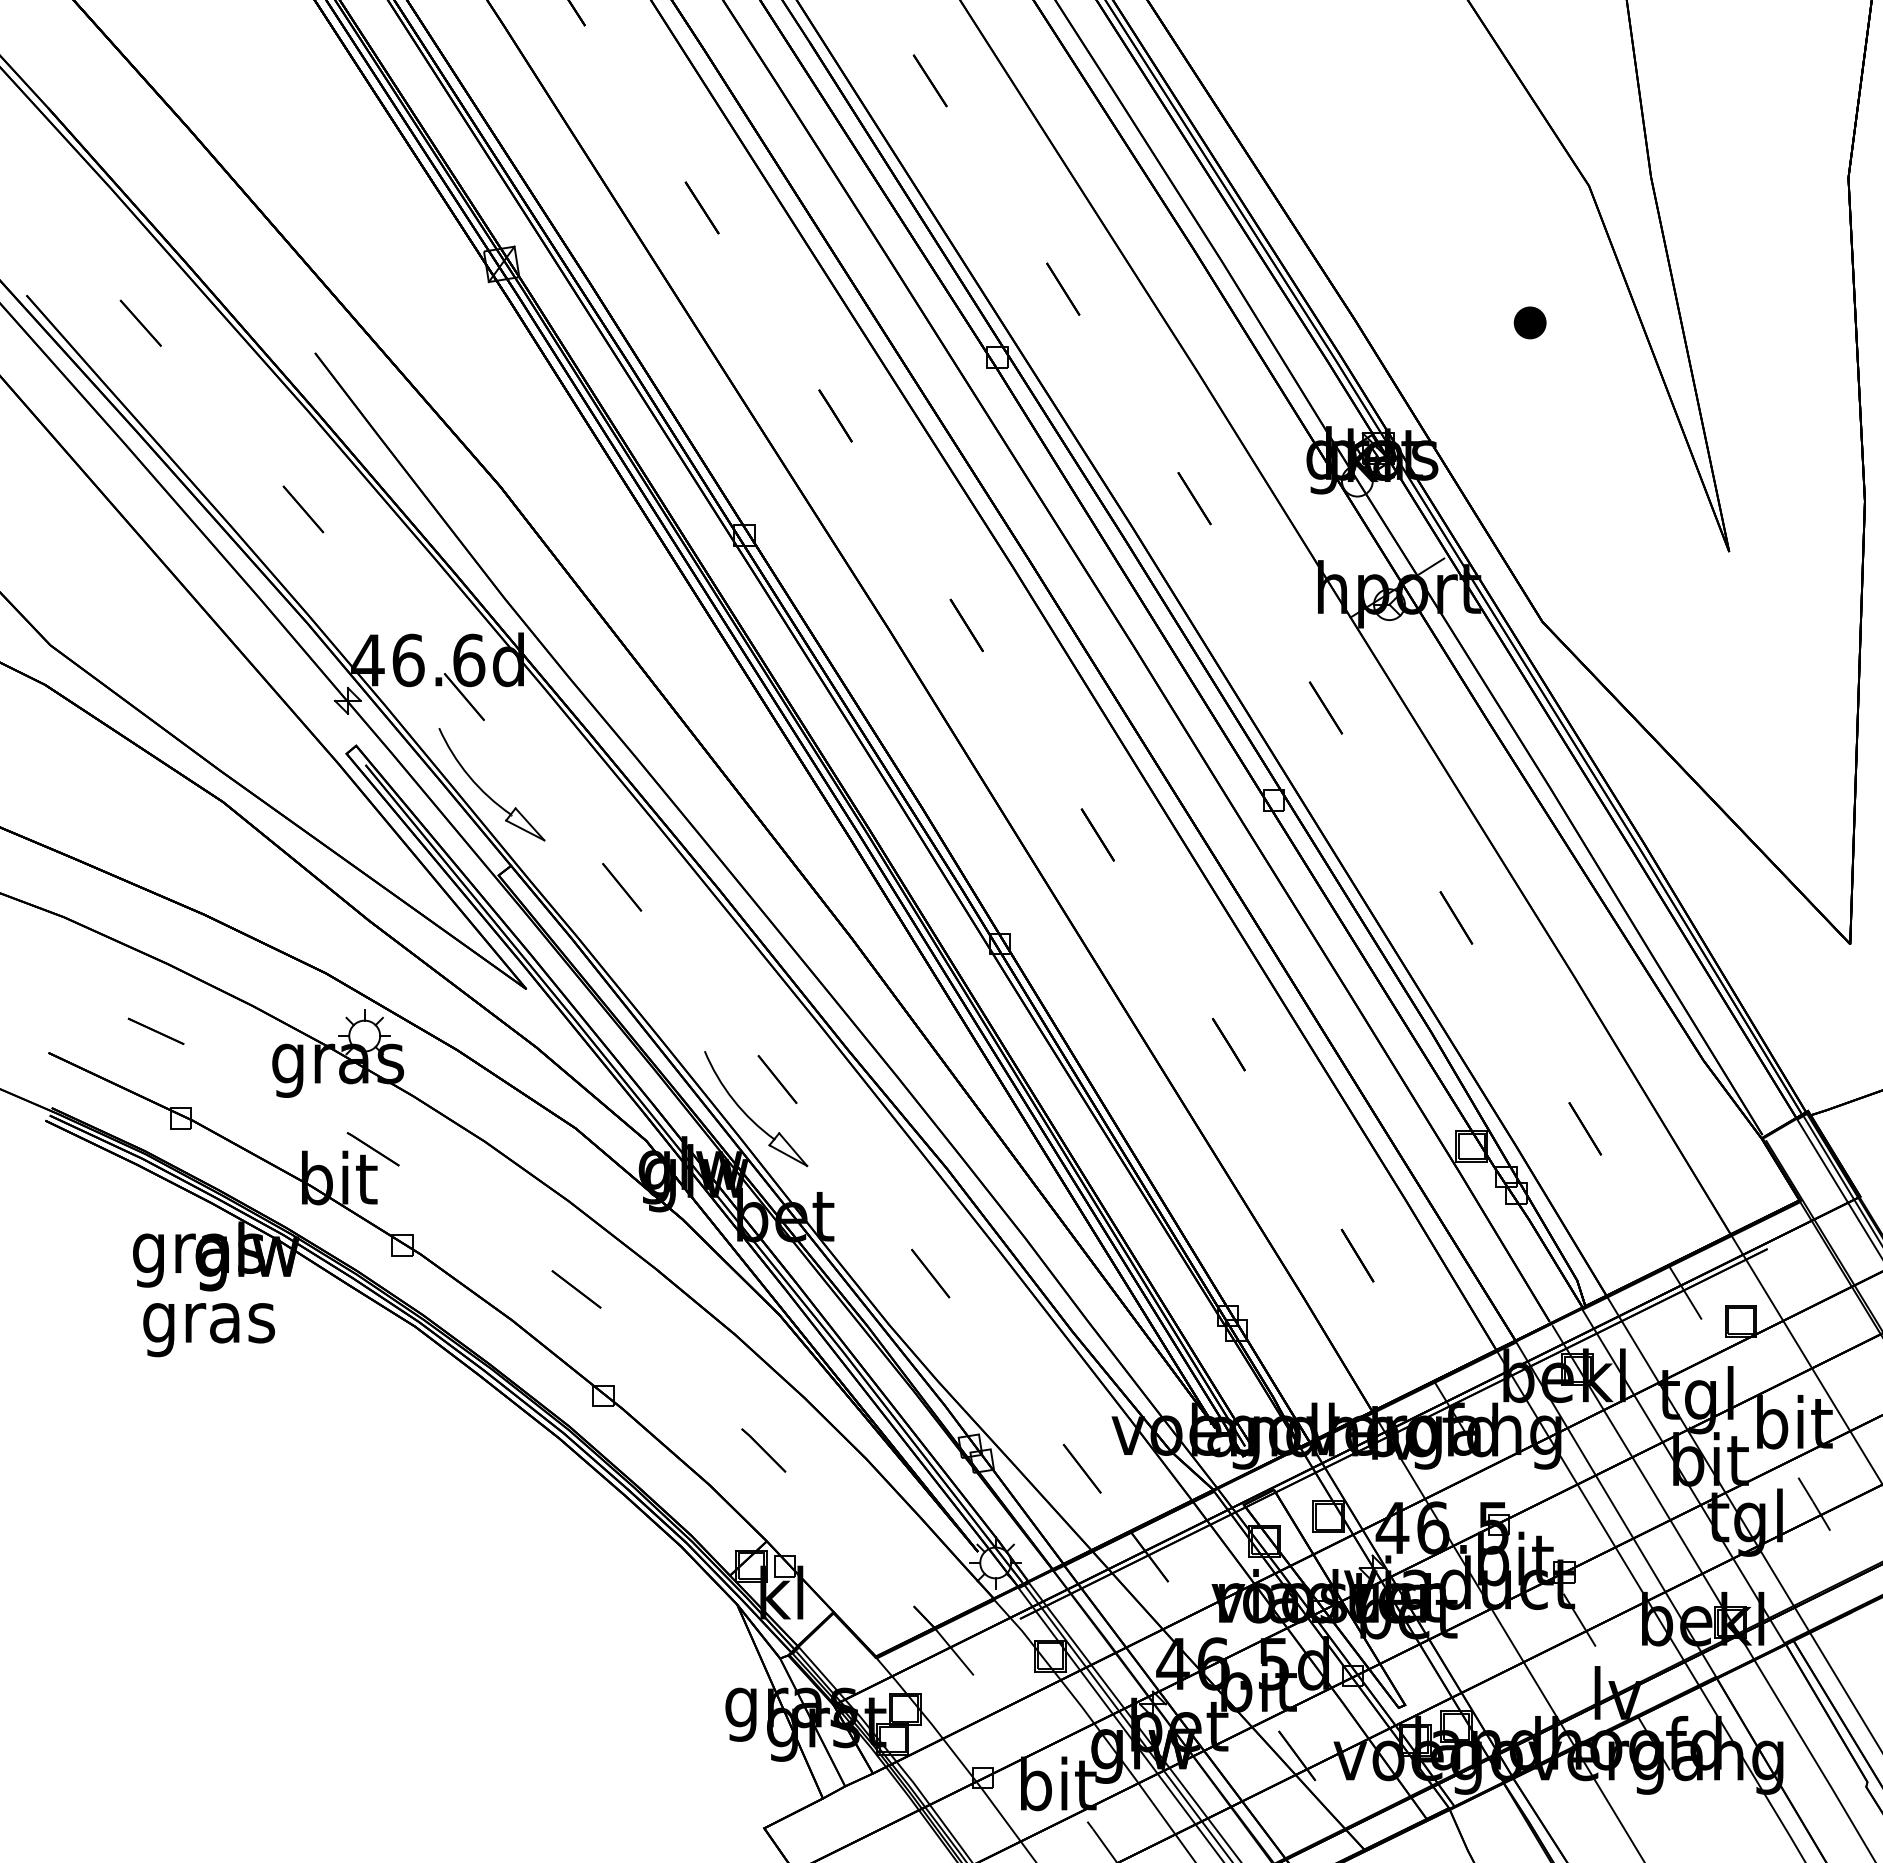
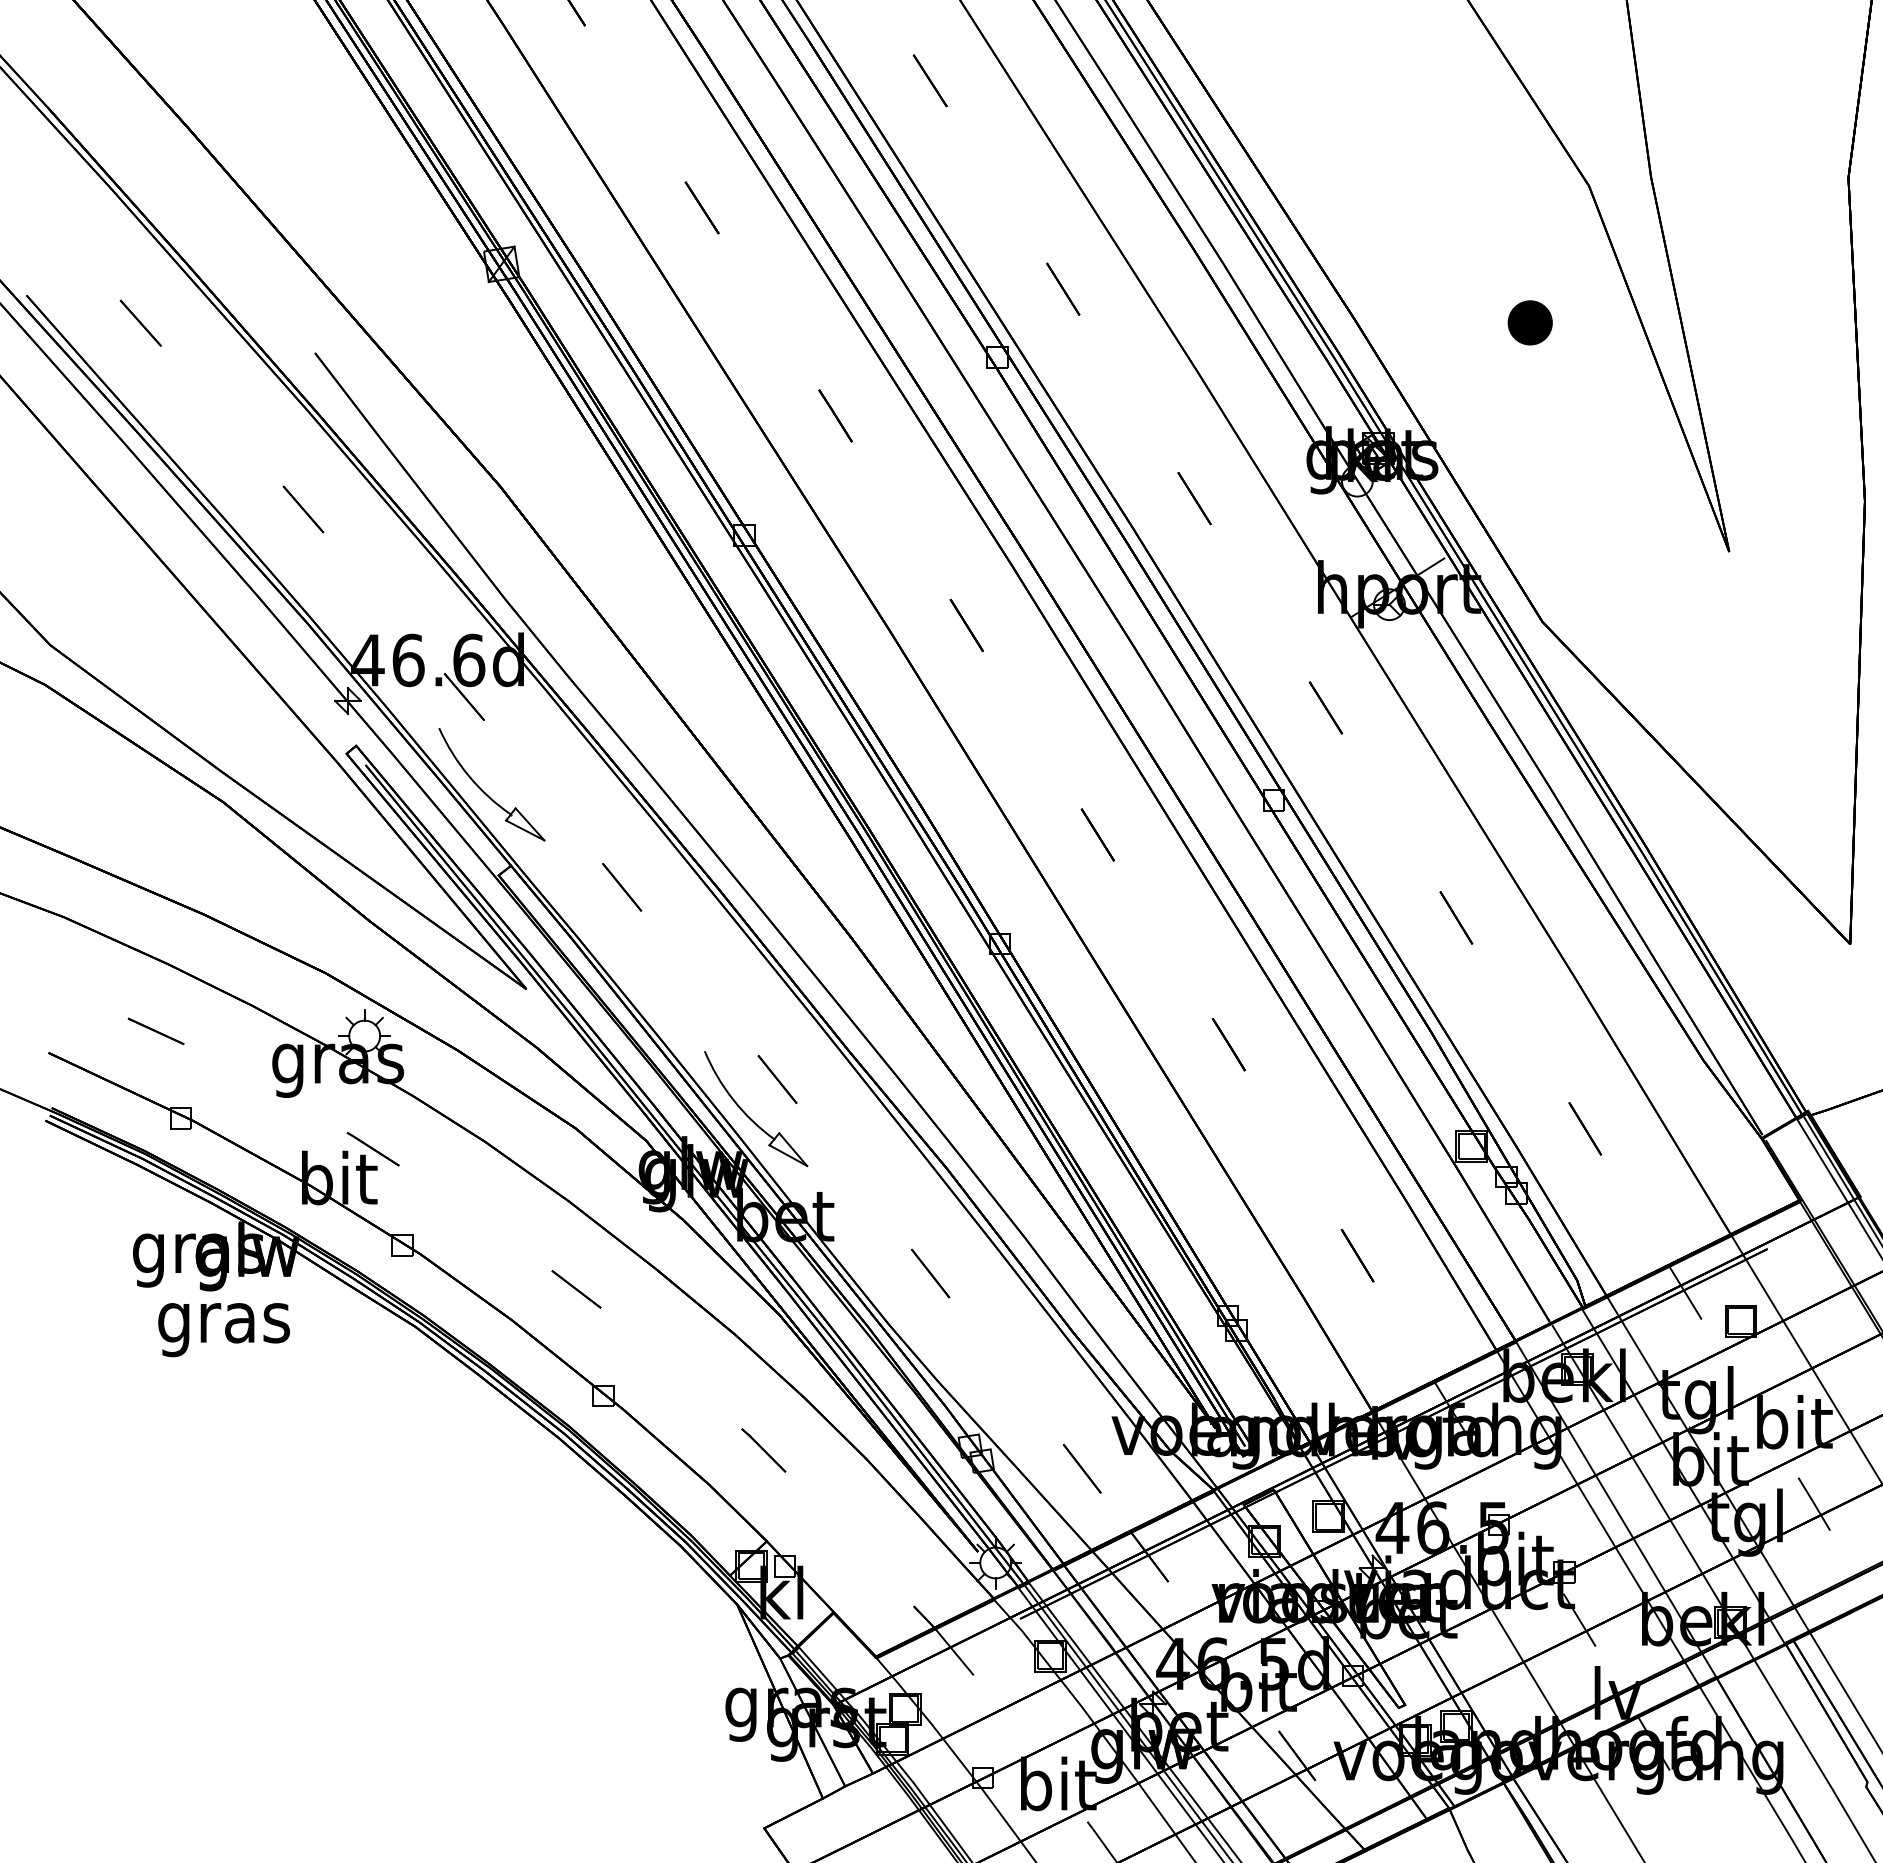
part size: 34x34 px -> 46x46 px (1529, 322)
text position: (208, 1330) -> (223, 1330) (223, 1330)
